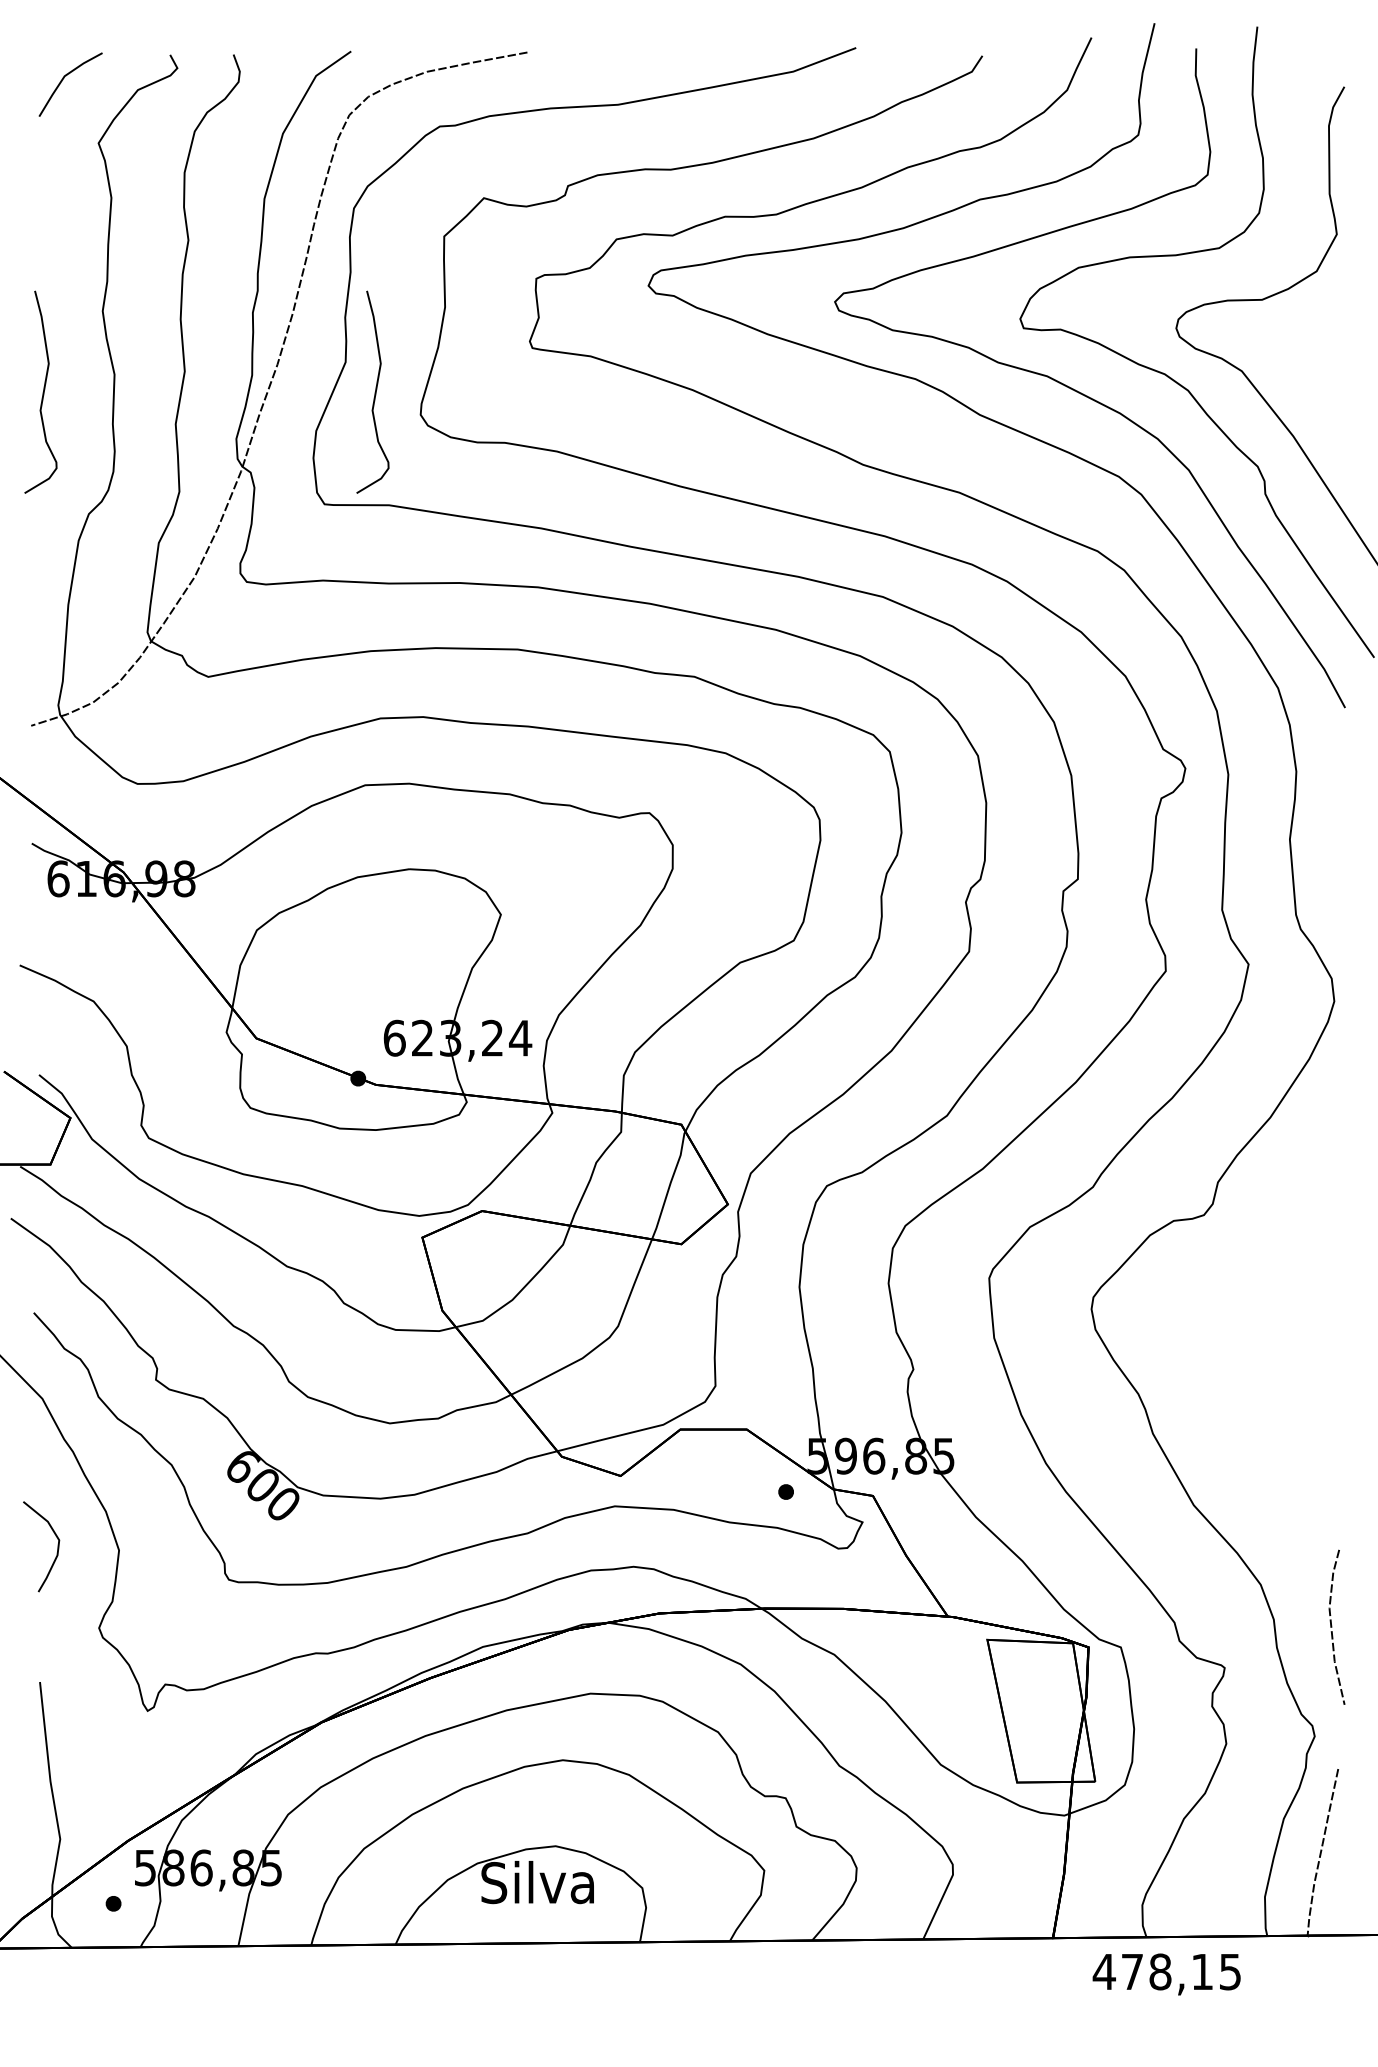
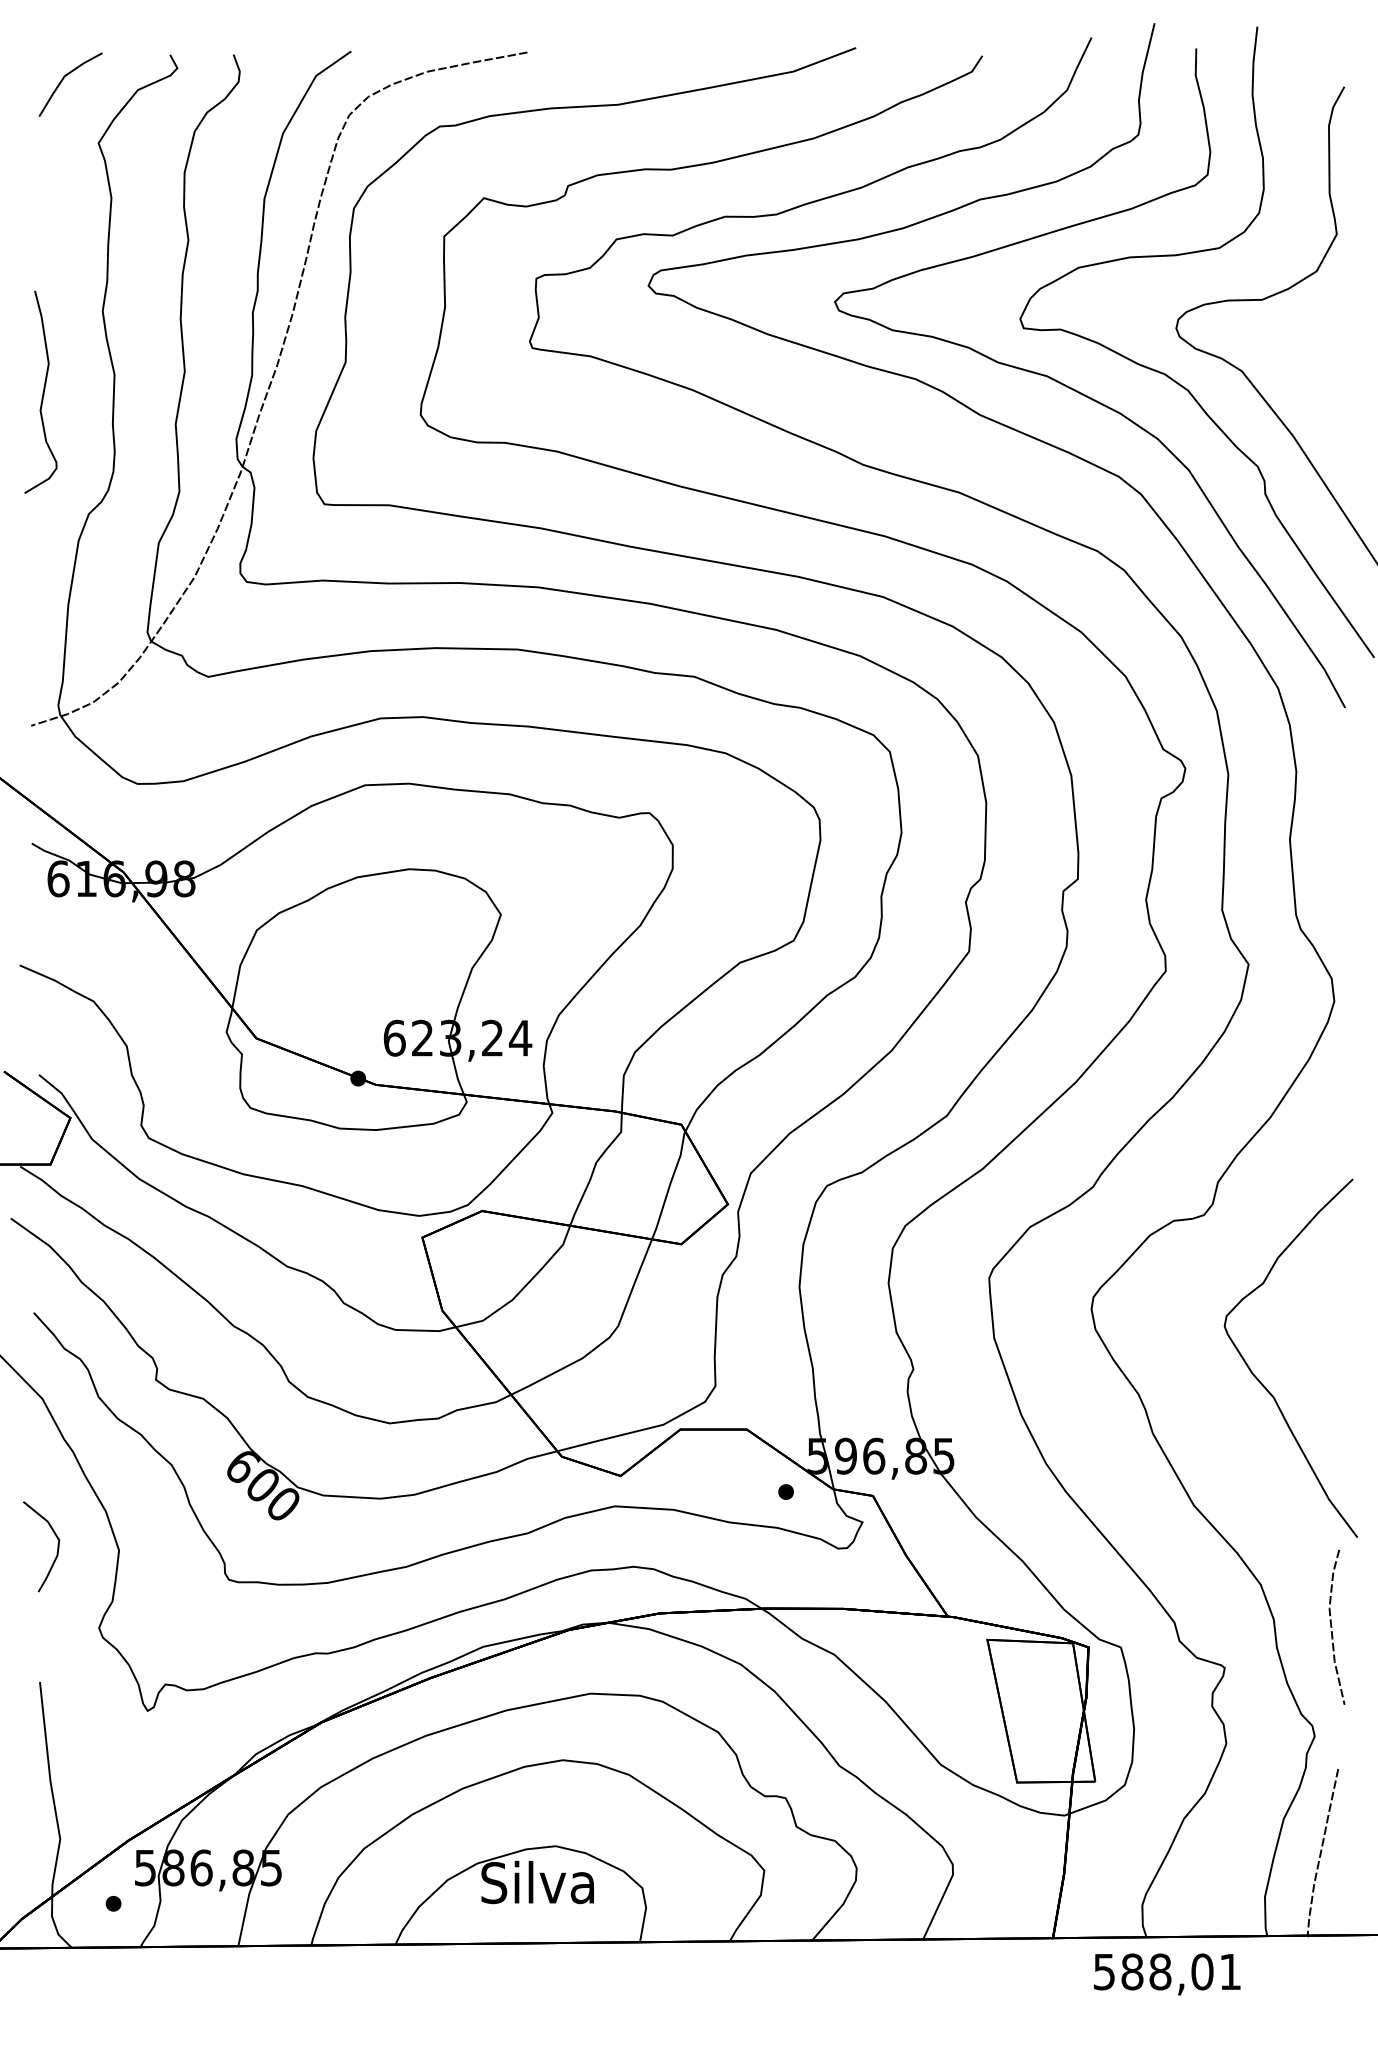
curve: present -> none (374, 392)
curve: none -> present (1263, 1384)
text: 478,15 -> 588,01 (1166, 1971)
